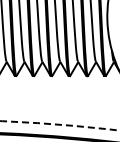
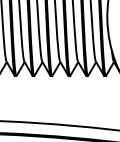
arc: dashed -> solid (59, 124)
